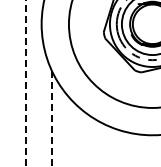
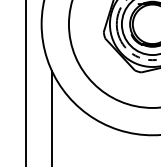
line: dashed -> solid (26, 83)
line: dashed -> solid (51, 118)
